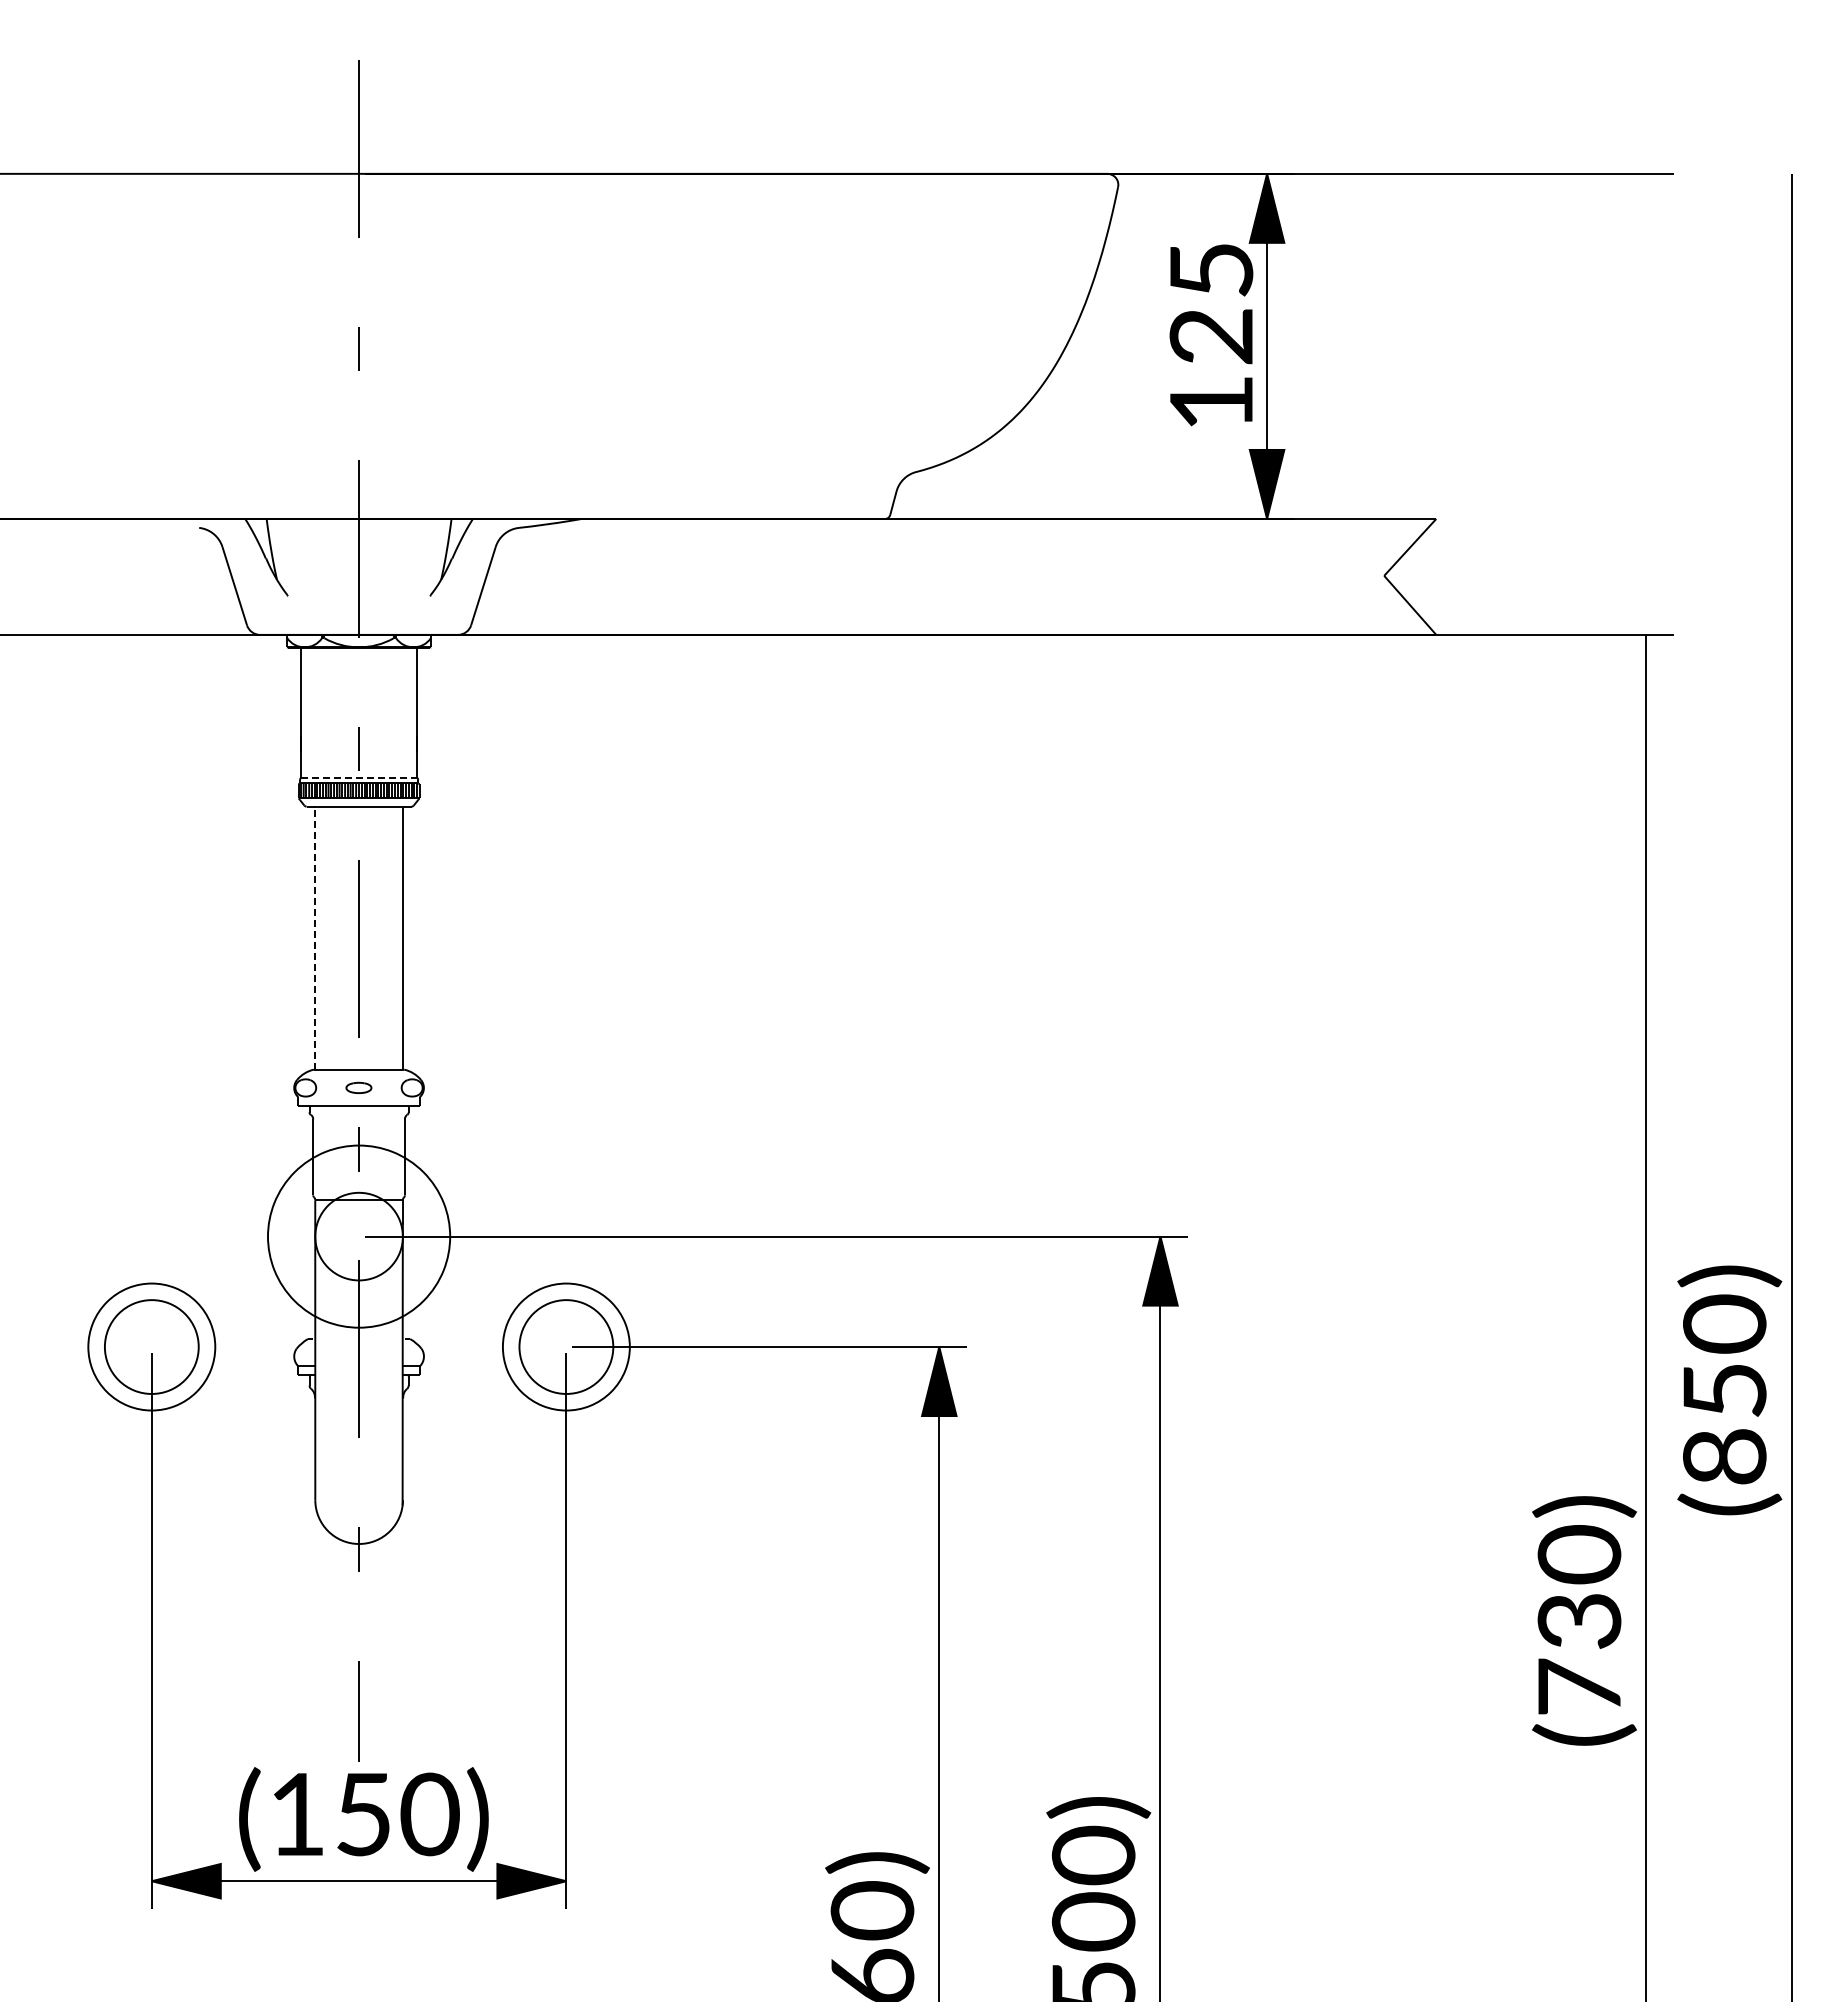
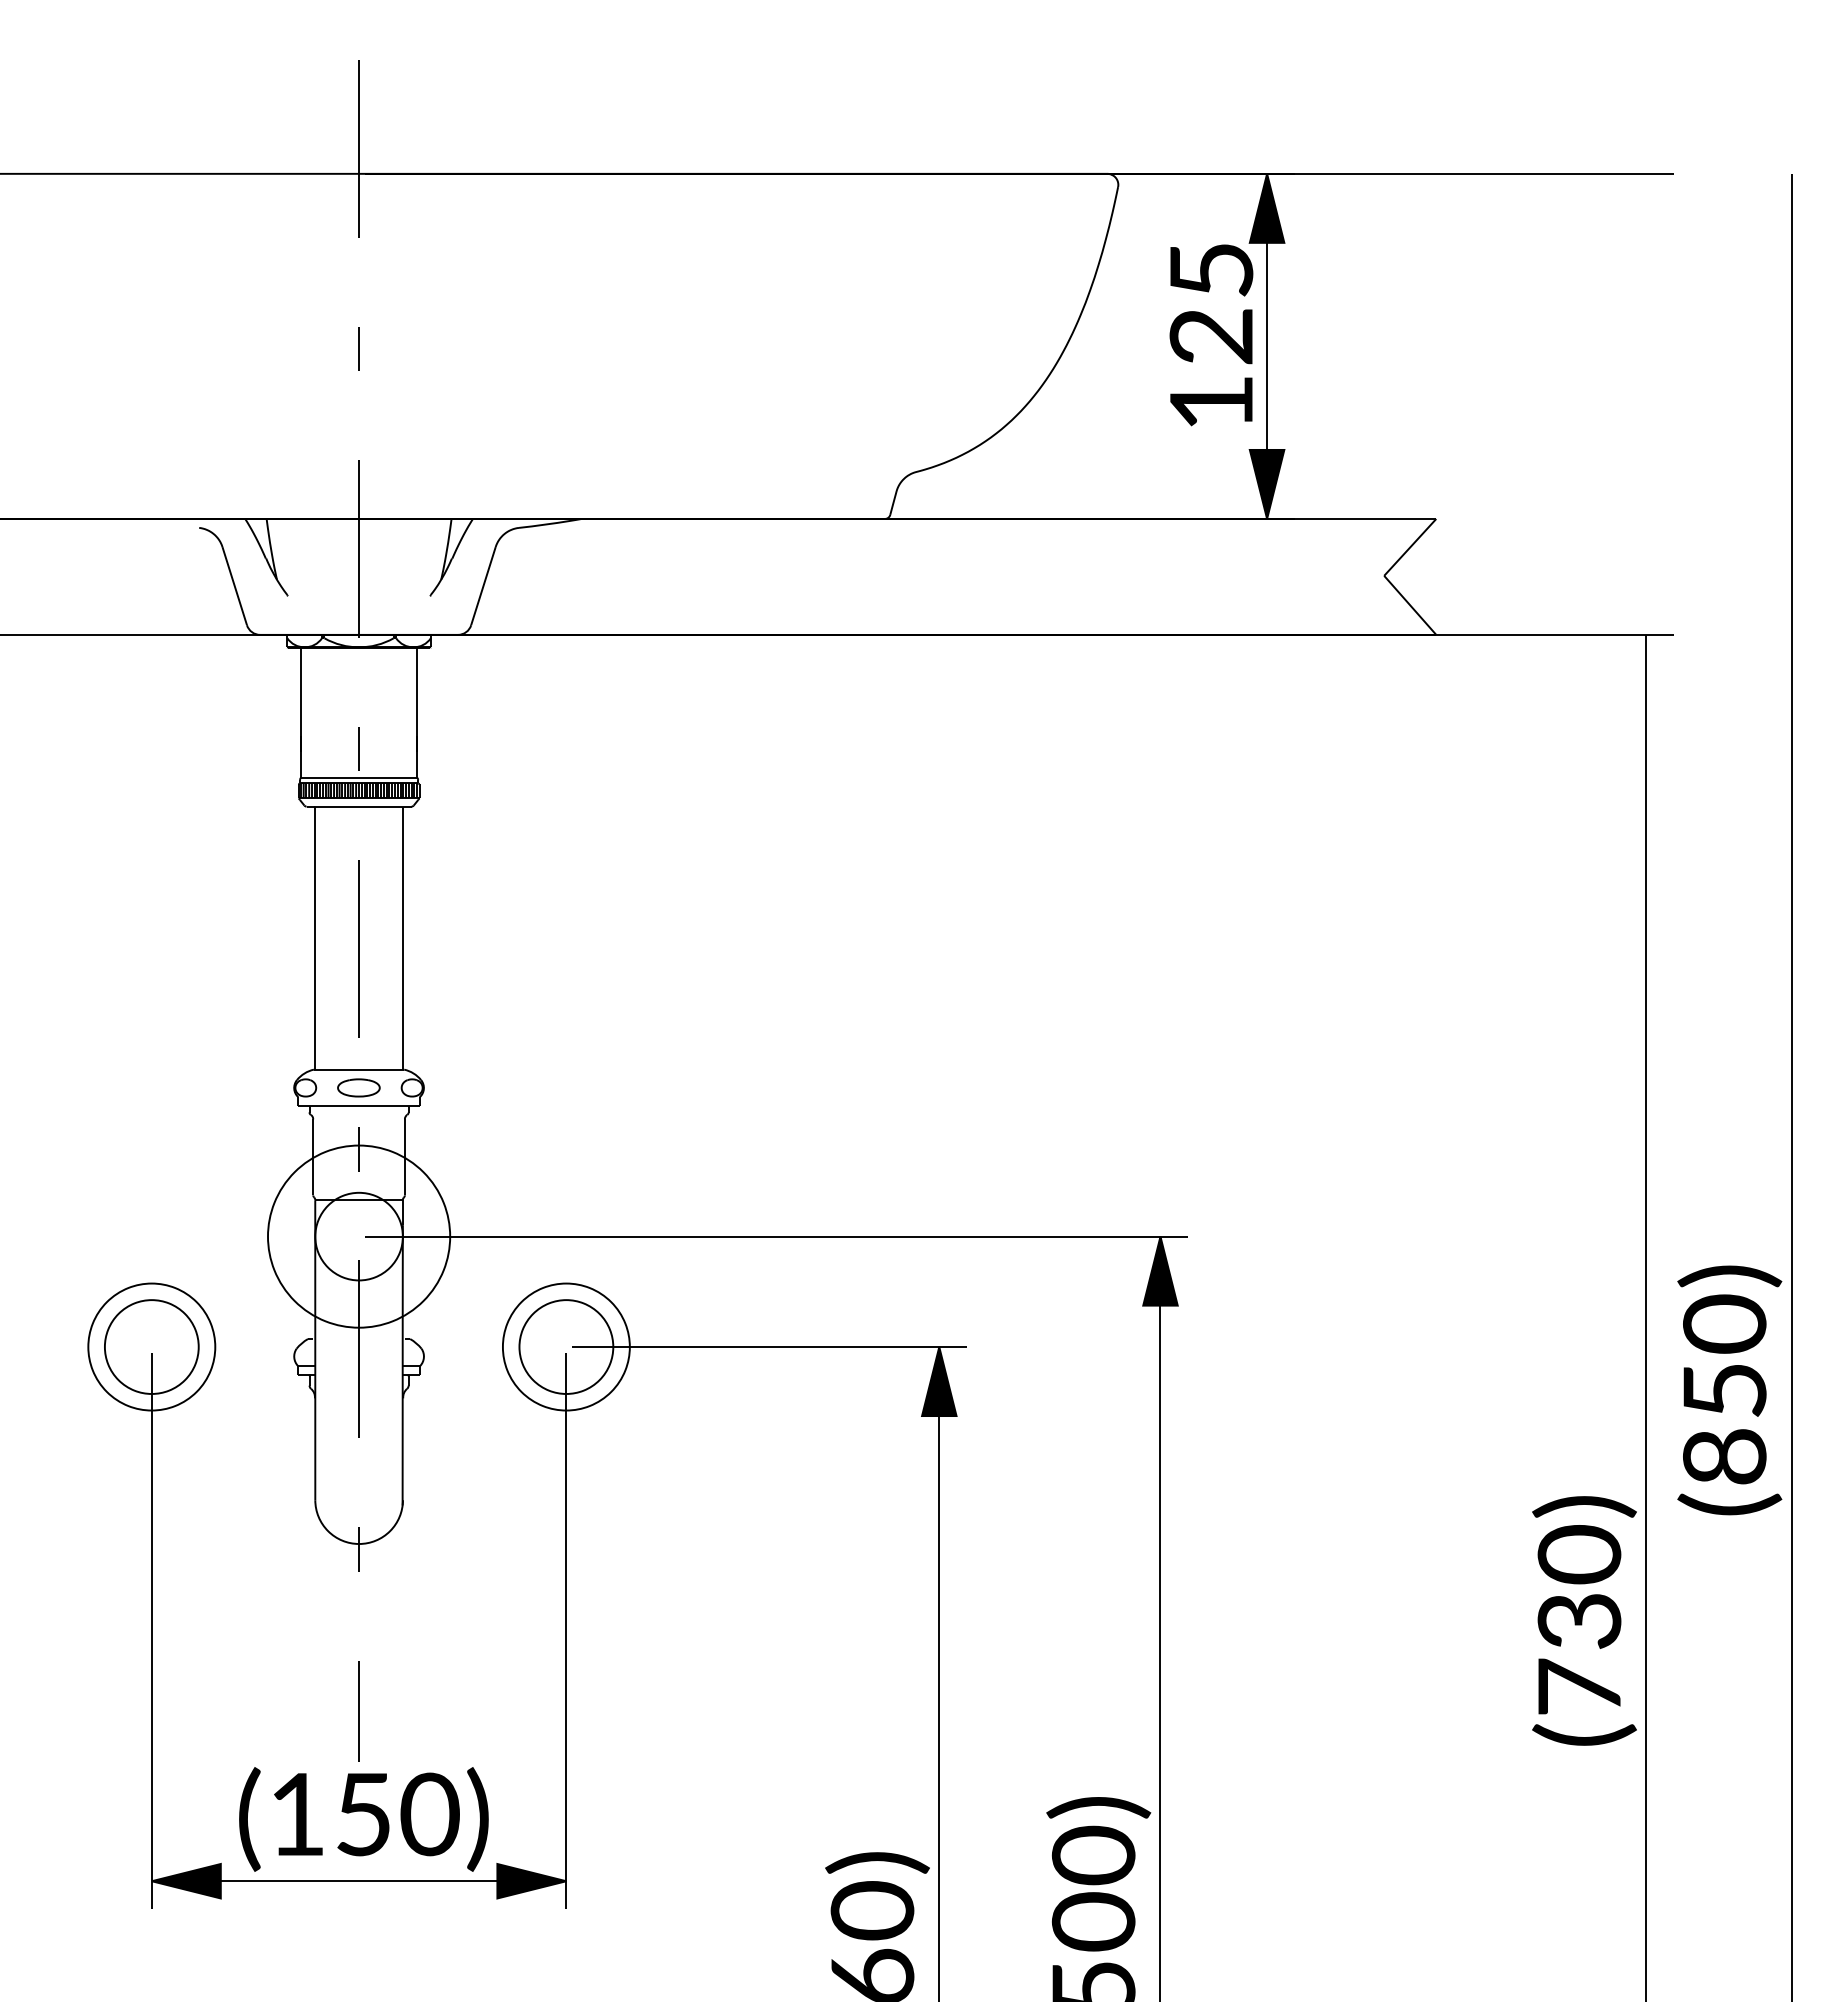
line: dashed -> solid (359, 777)
line: dashed -> solid (315, 938)
part size: 28x13 px -> 44x20 px (358, 1087)
